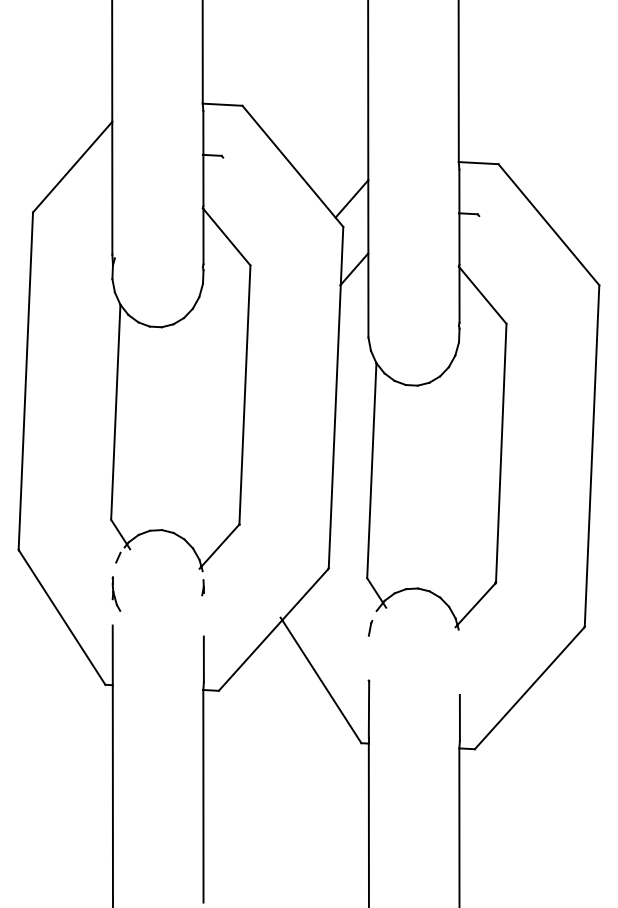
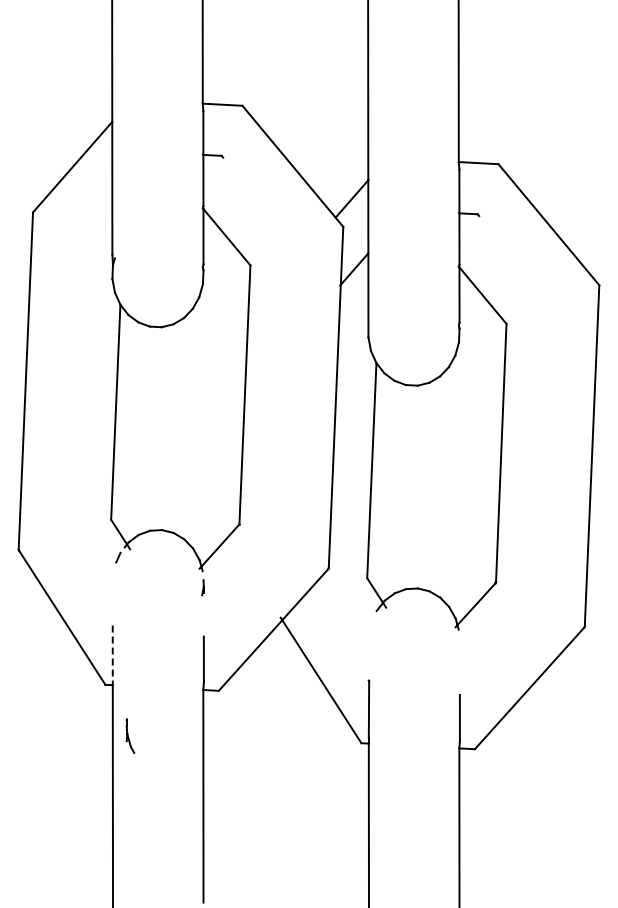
part position: (116, 593) -> (130, 735) (130, 735)
line: present -> none (370, 628)
line: solid -> dashed (112, 655)
